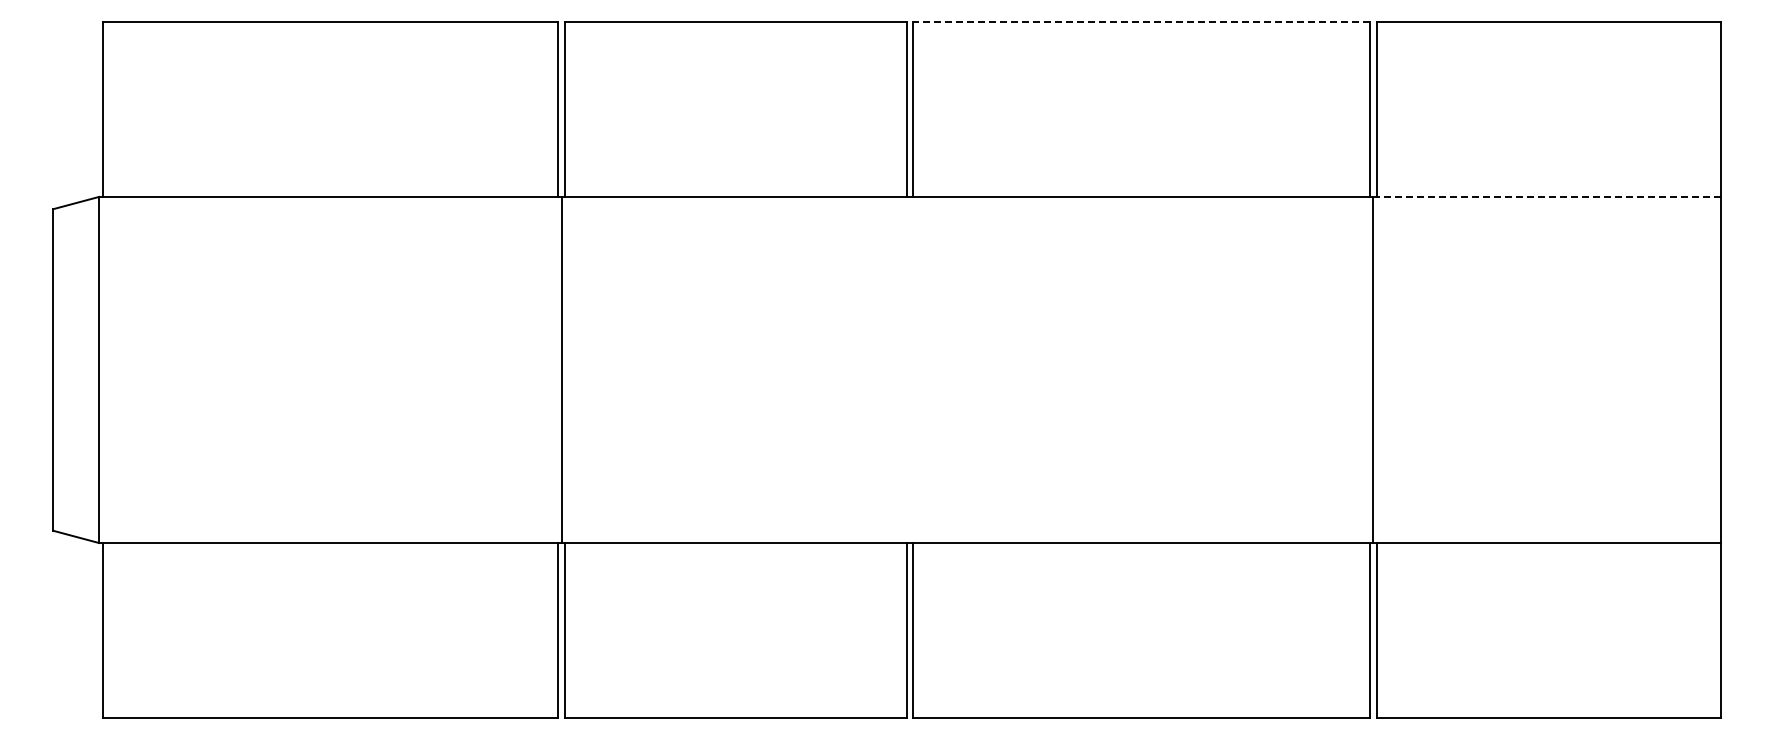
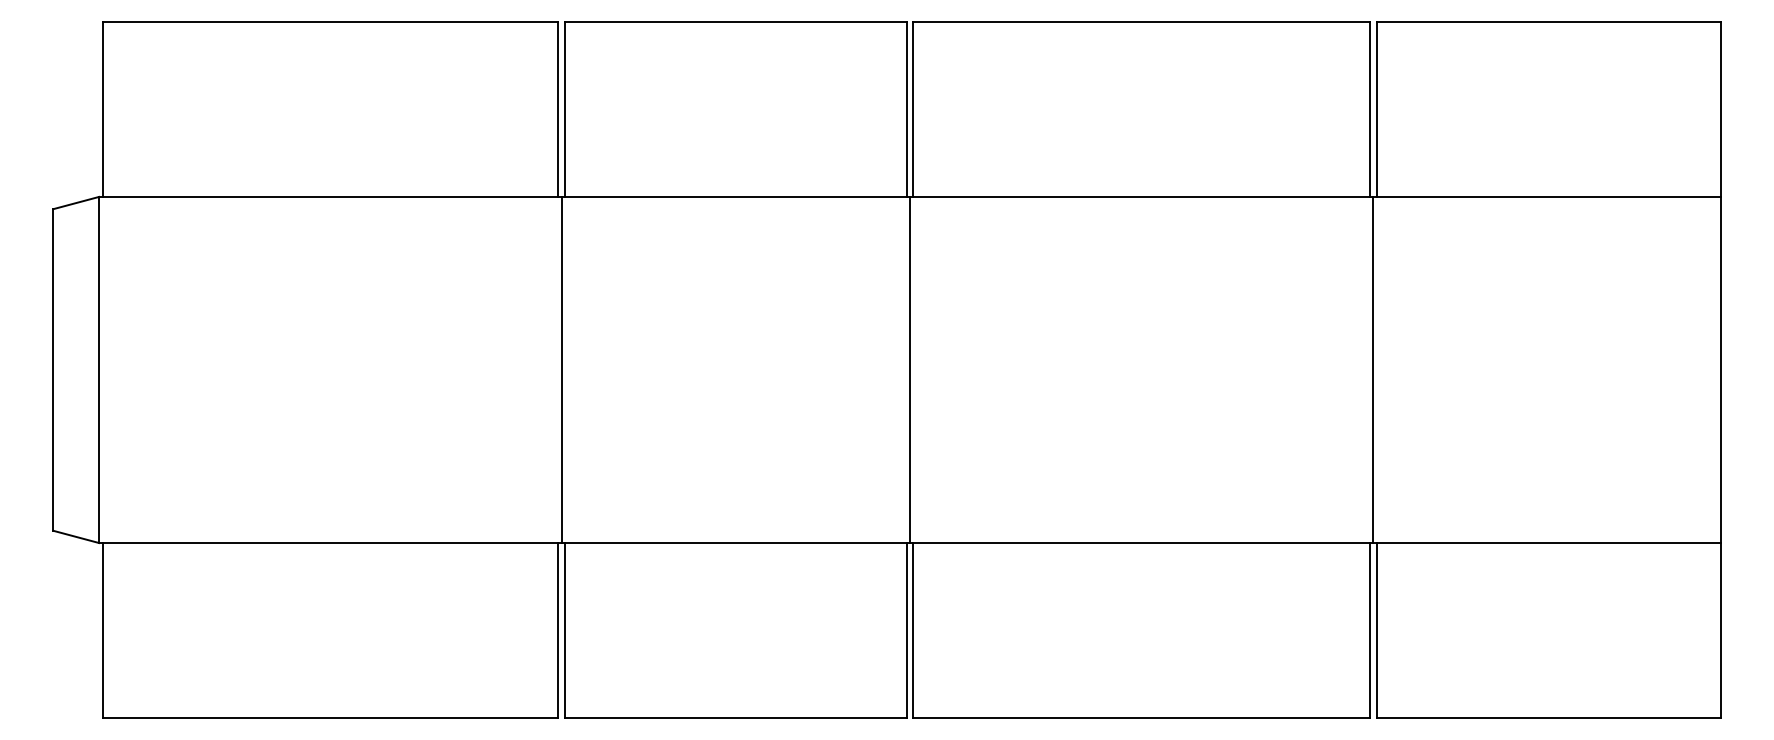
line: dashed -> solid (1141, 22)
line: dashed -> solid (1548, 196)
line: none -> present (910, 369)
